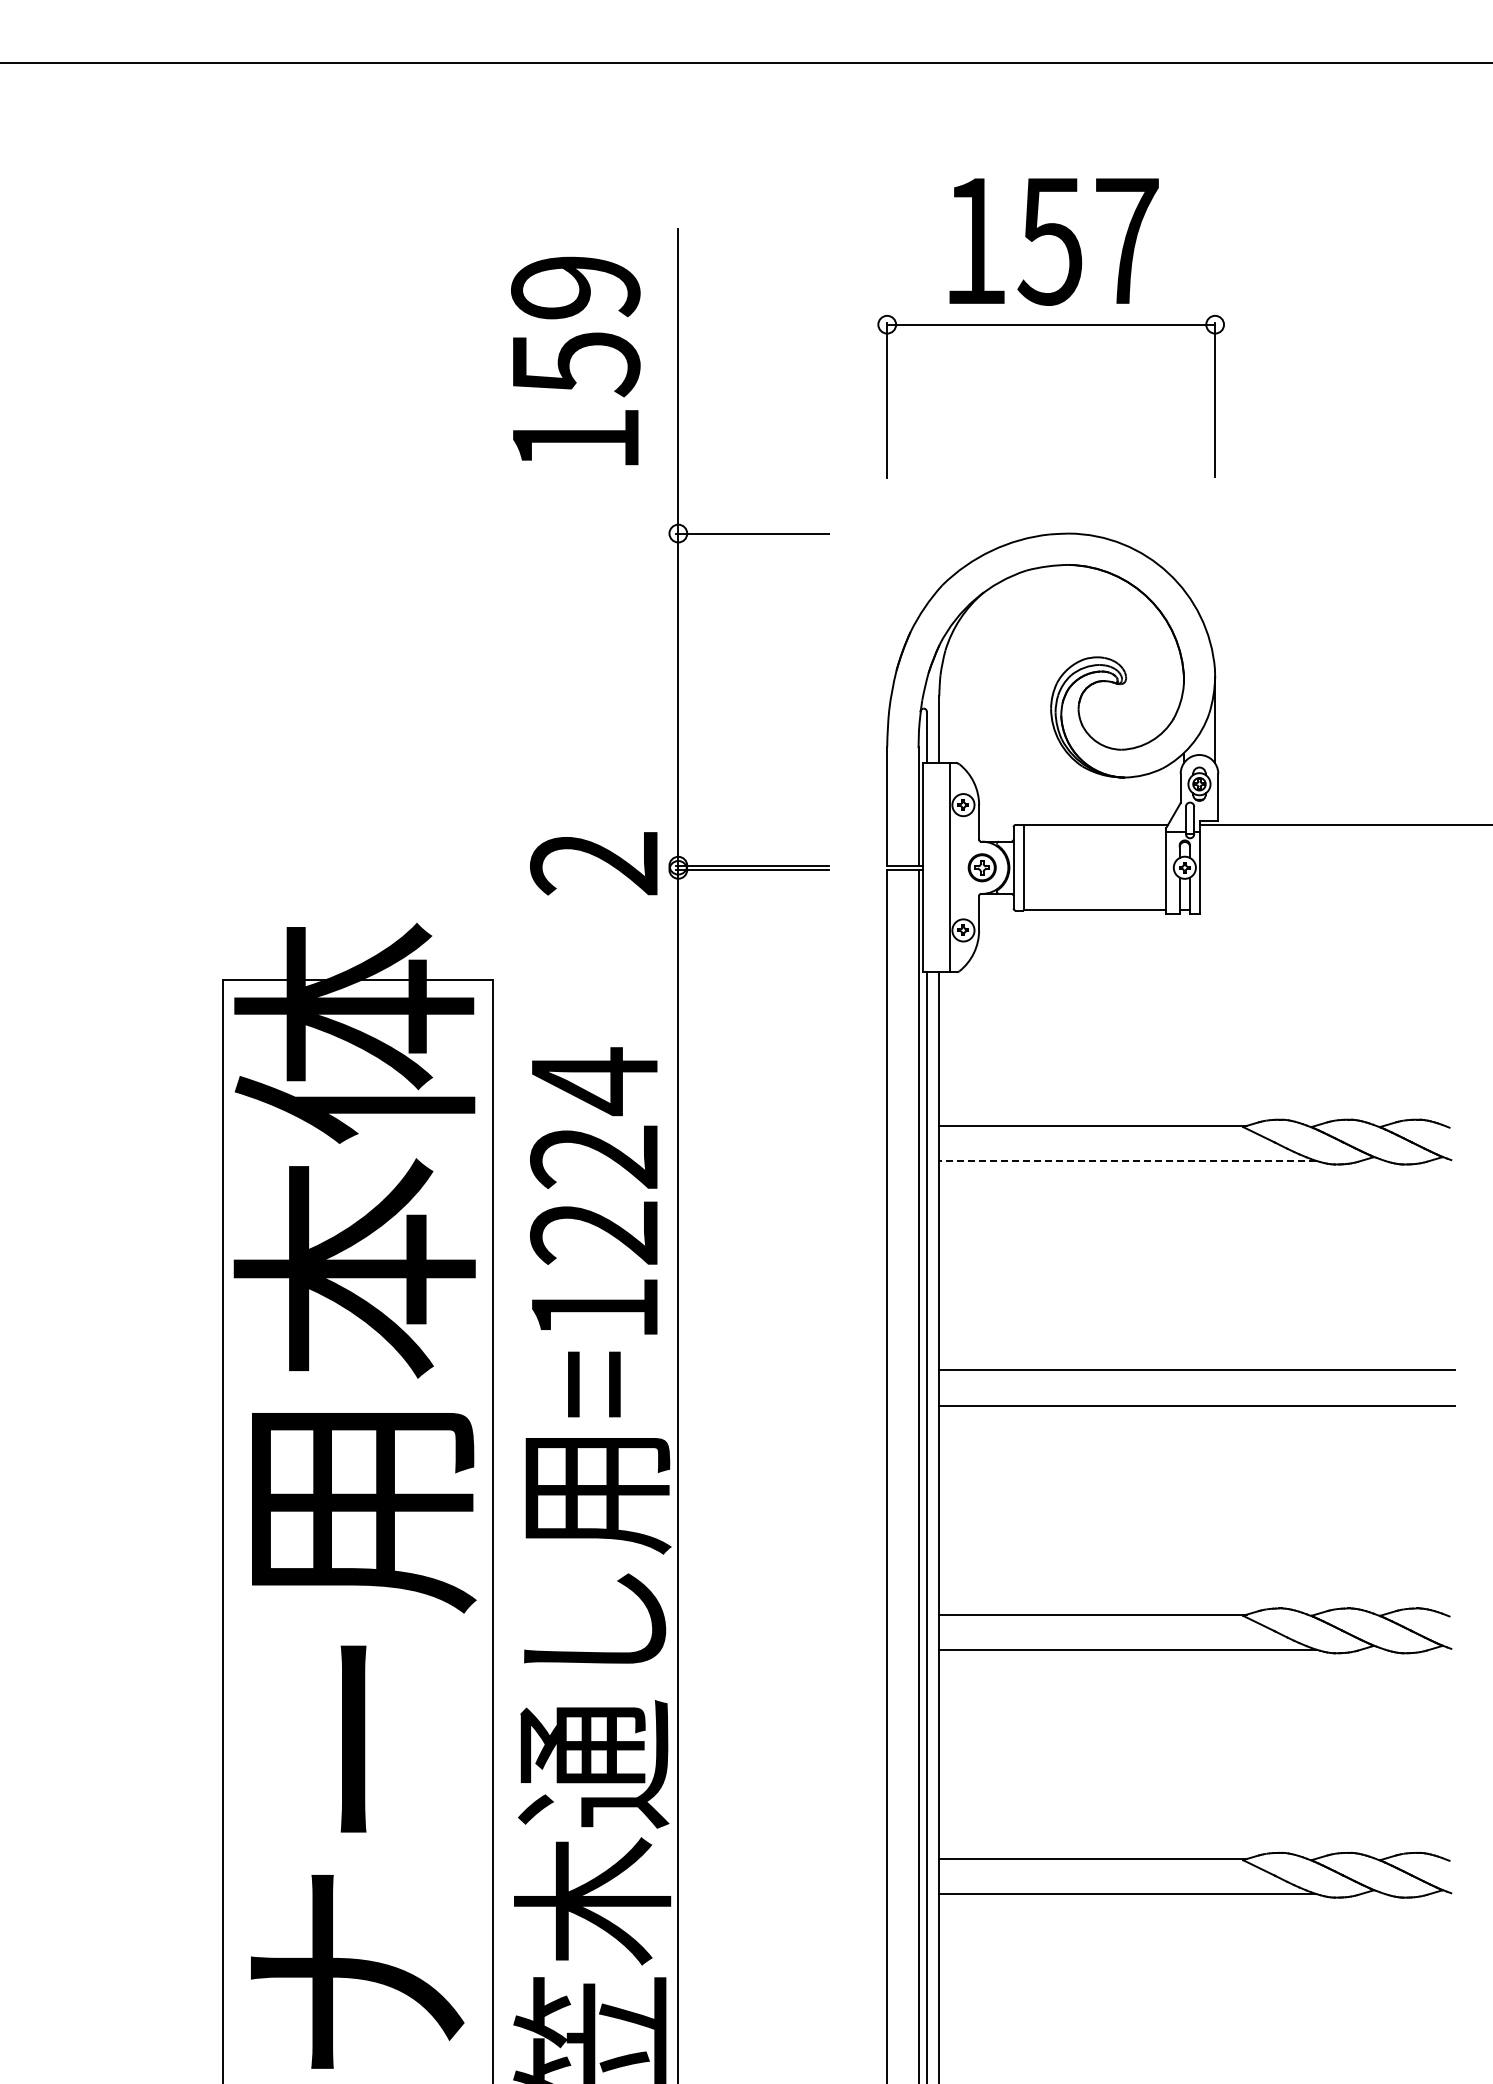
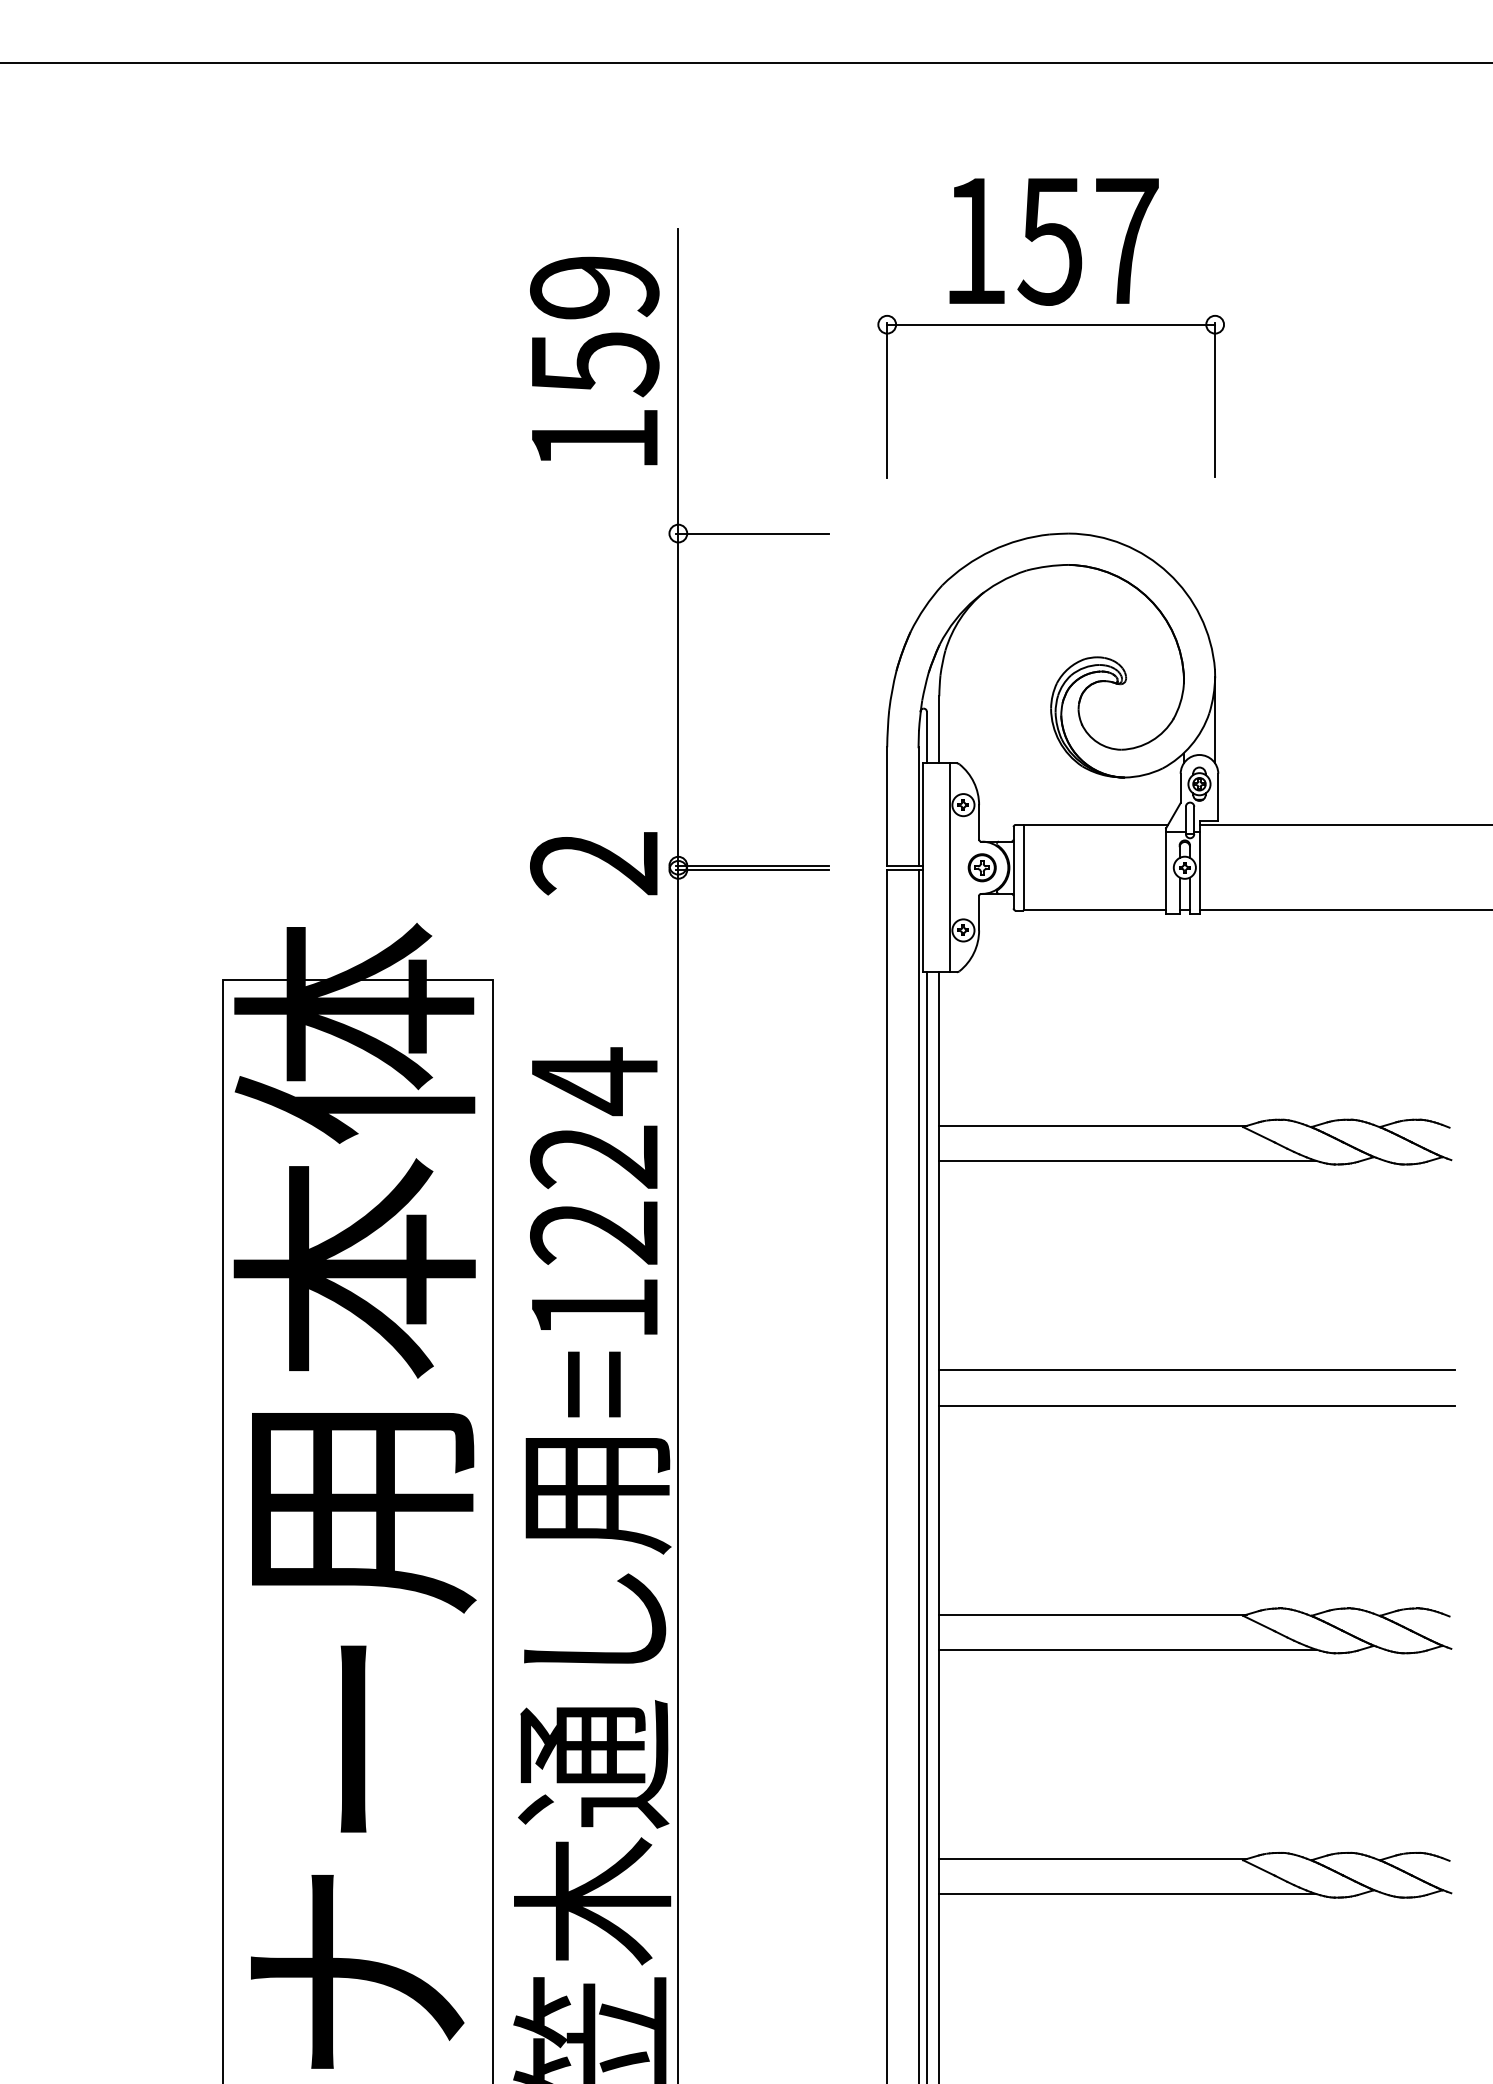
text position: (575, 360) -> (594, 360) (594, 360)
line: none -> present (1344, 910)
line: dashed -> solid (1127, 1161)
